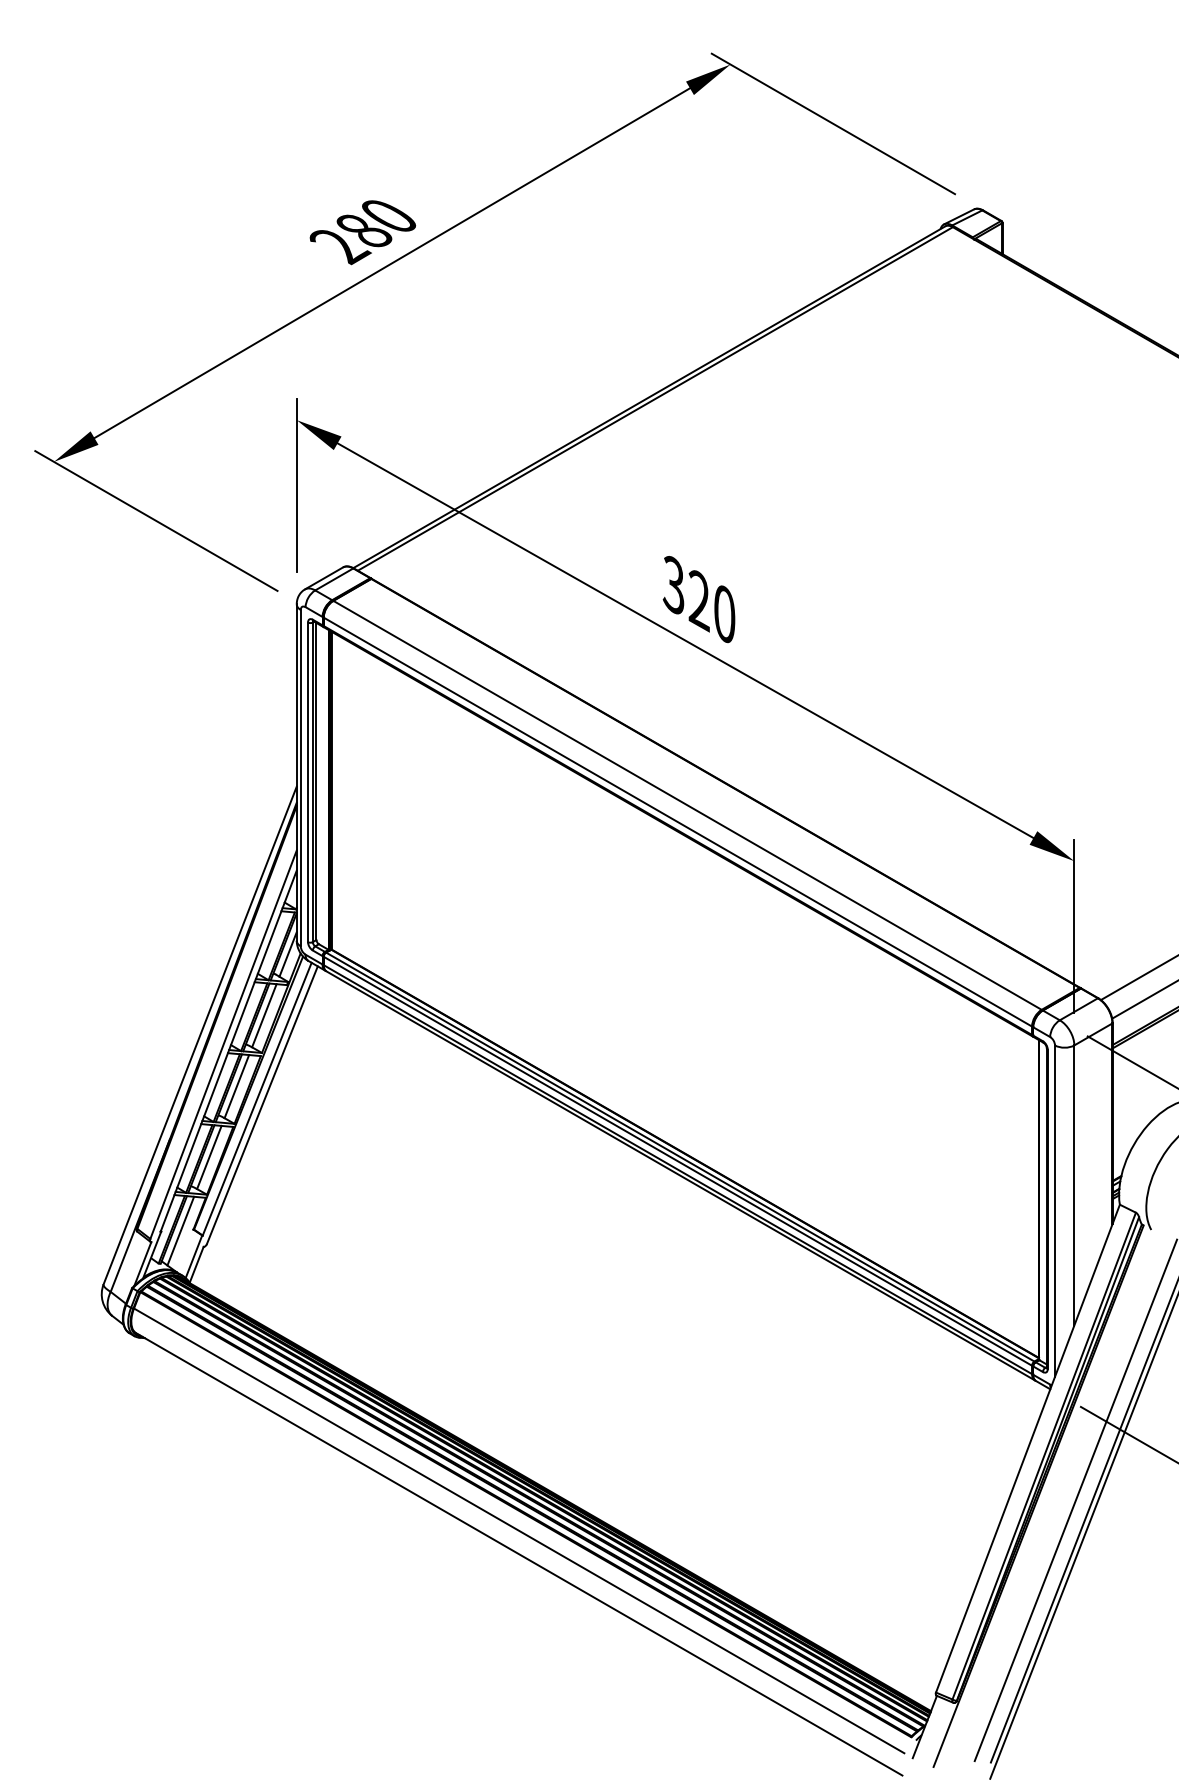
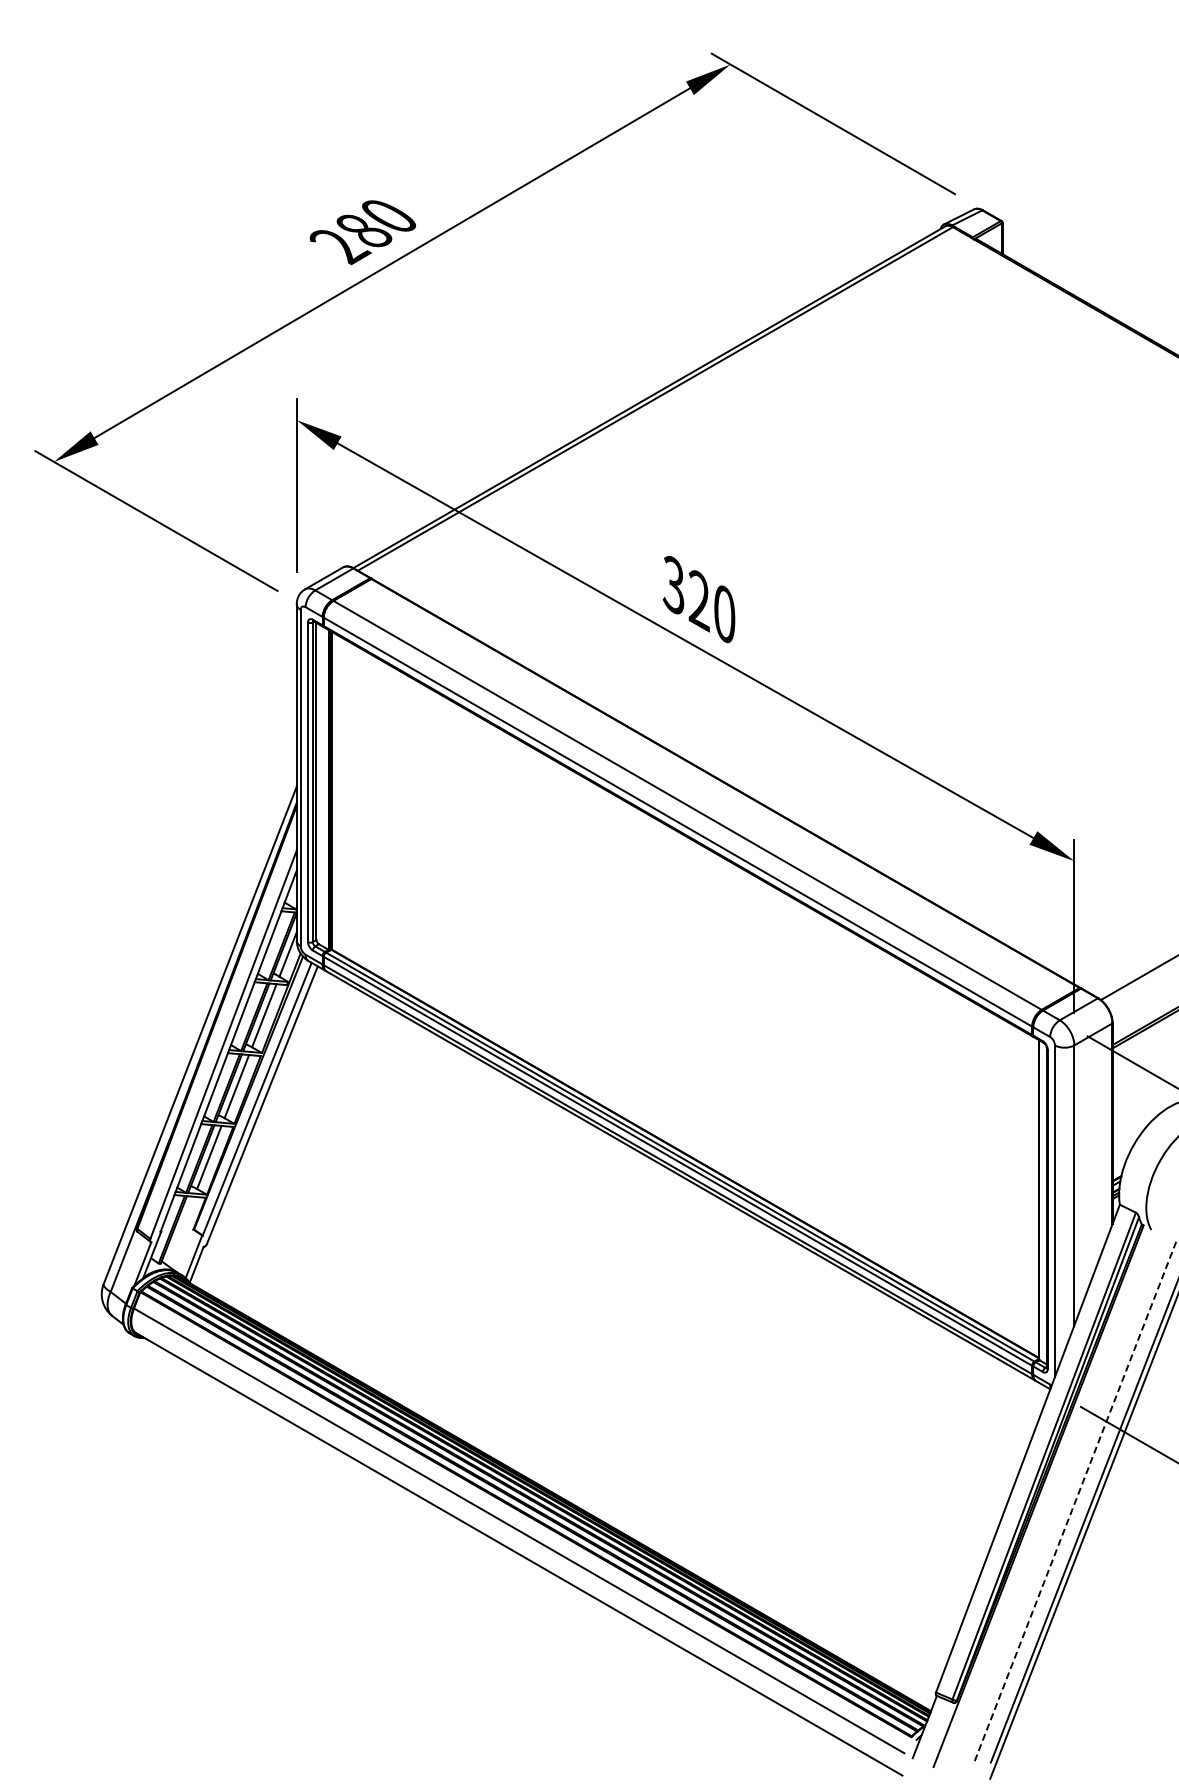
line: present -> none (1143, 1000)
line: present -> none (180, 1230)
line: solid -> dashed (1075, 1500)
